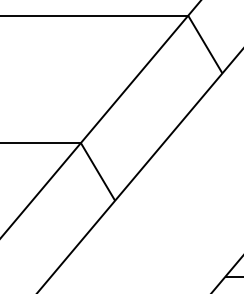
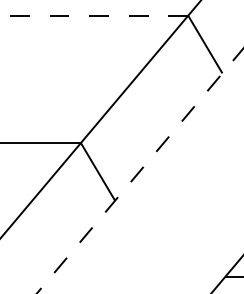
line: solid -> dashed (94, 15)
line: solid -> dashed (139, 171)
